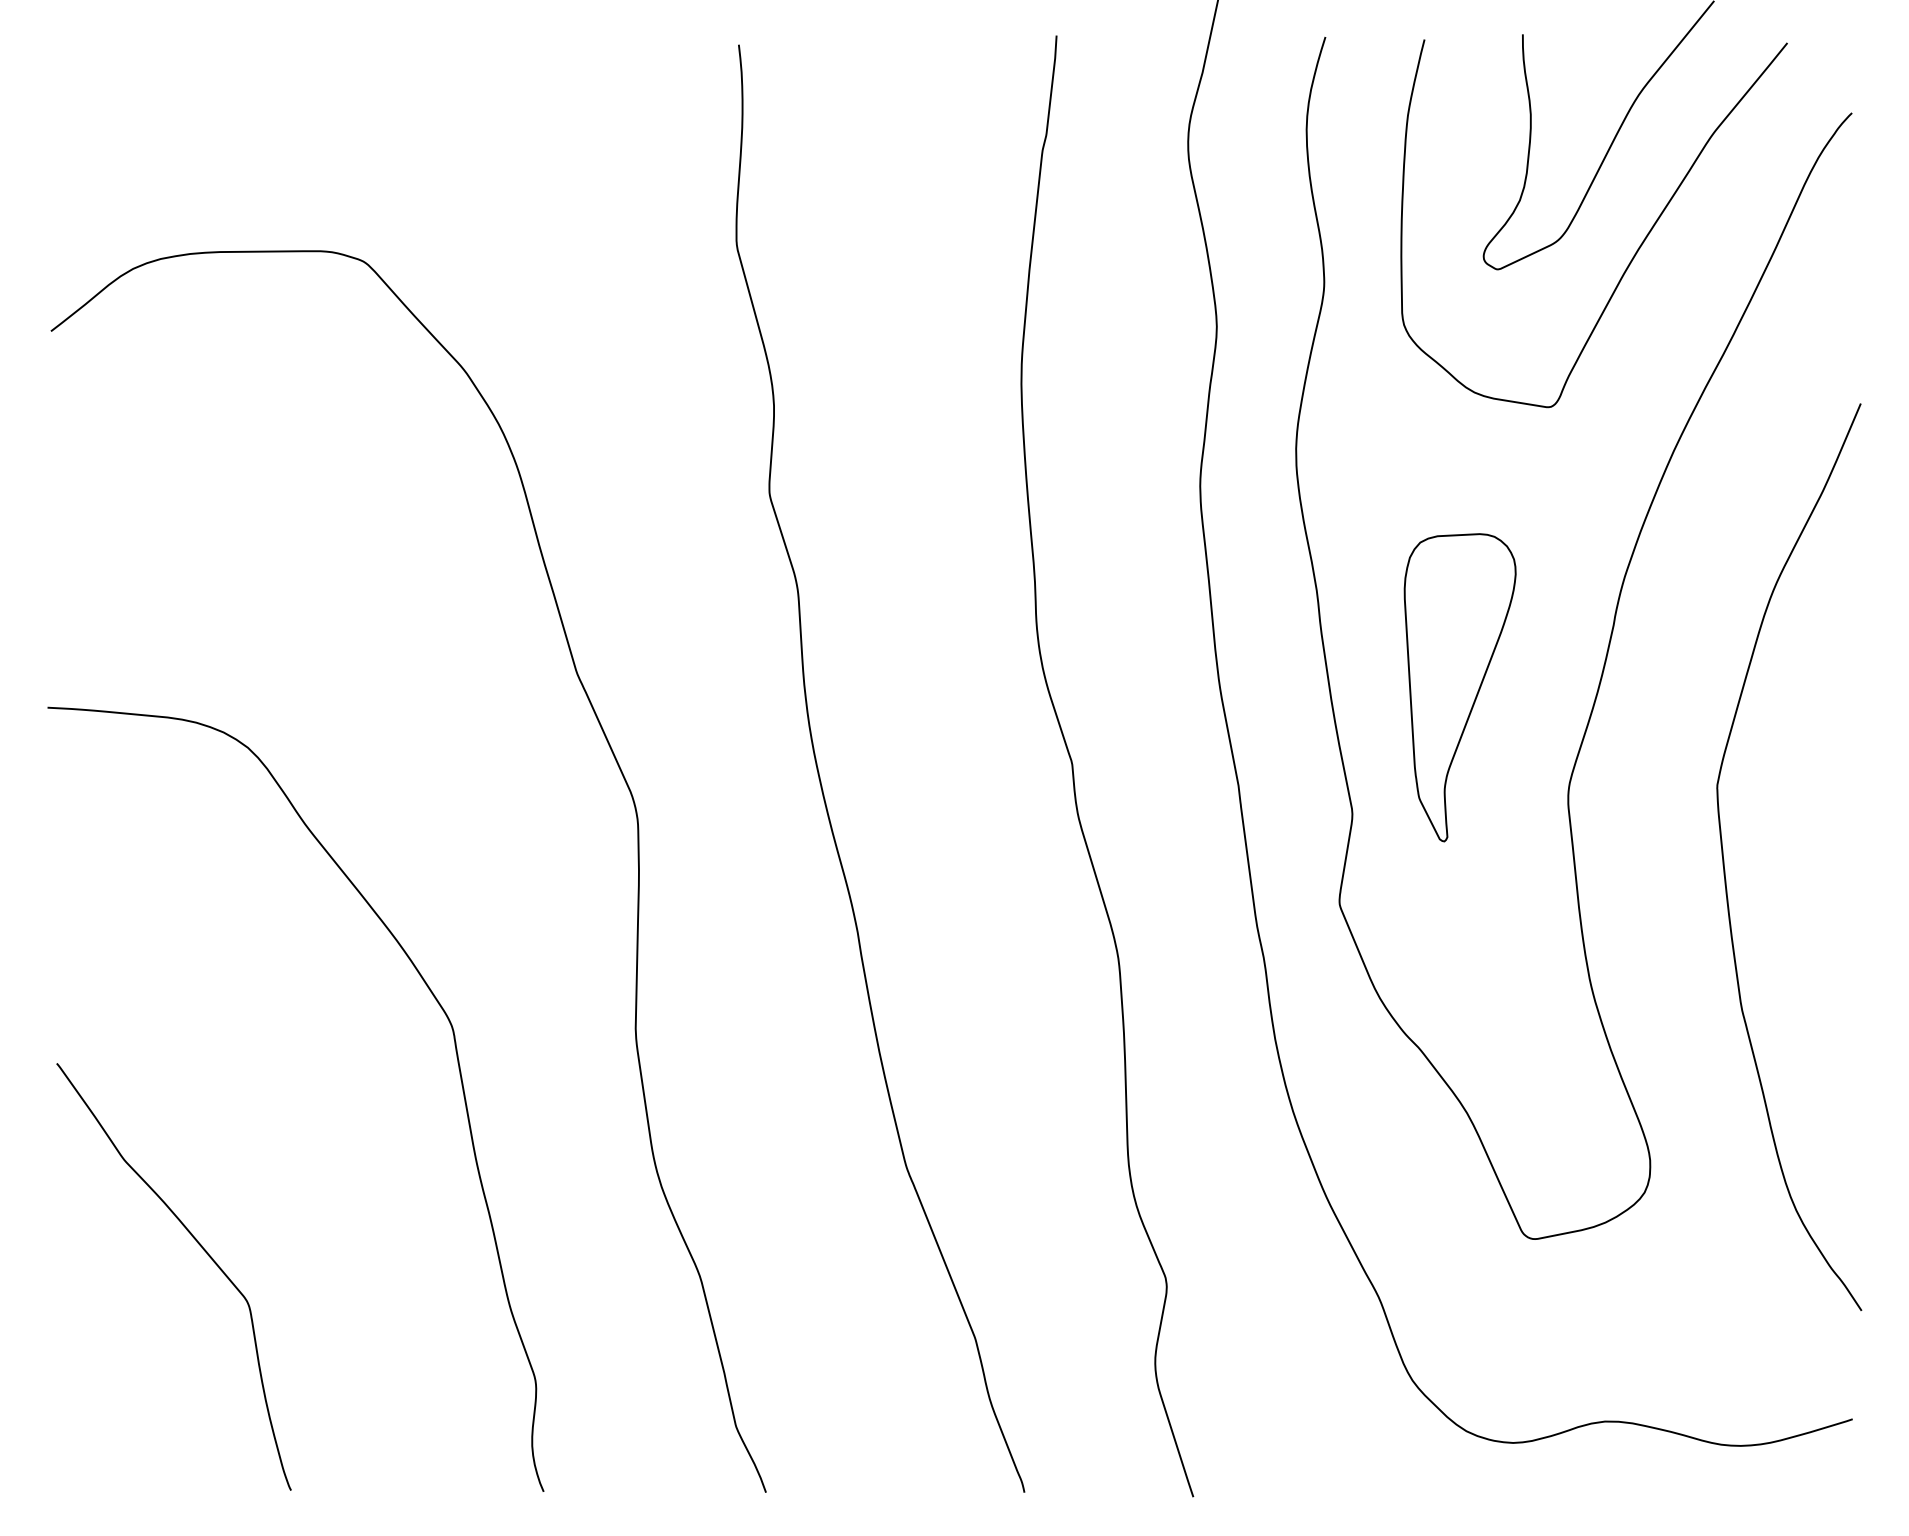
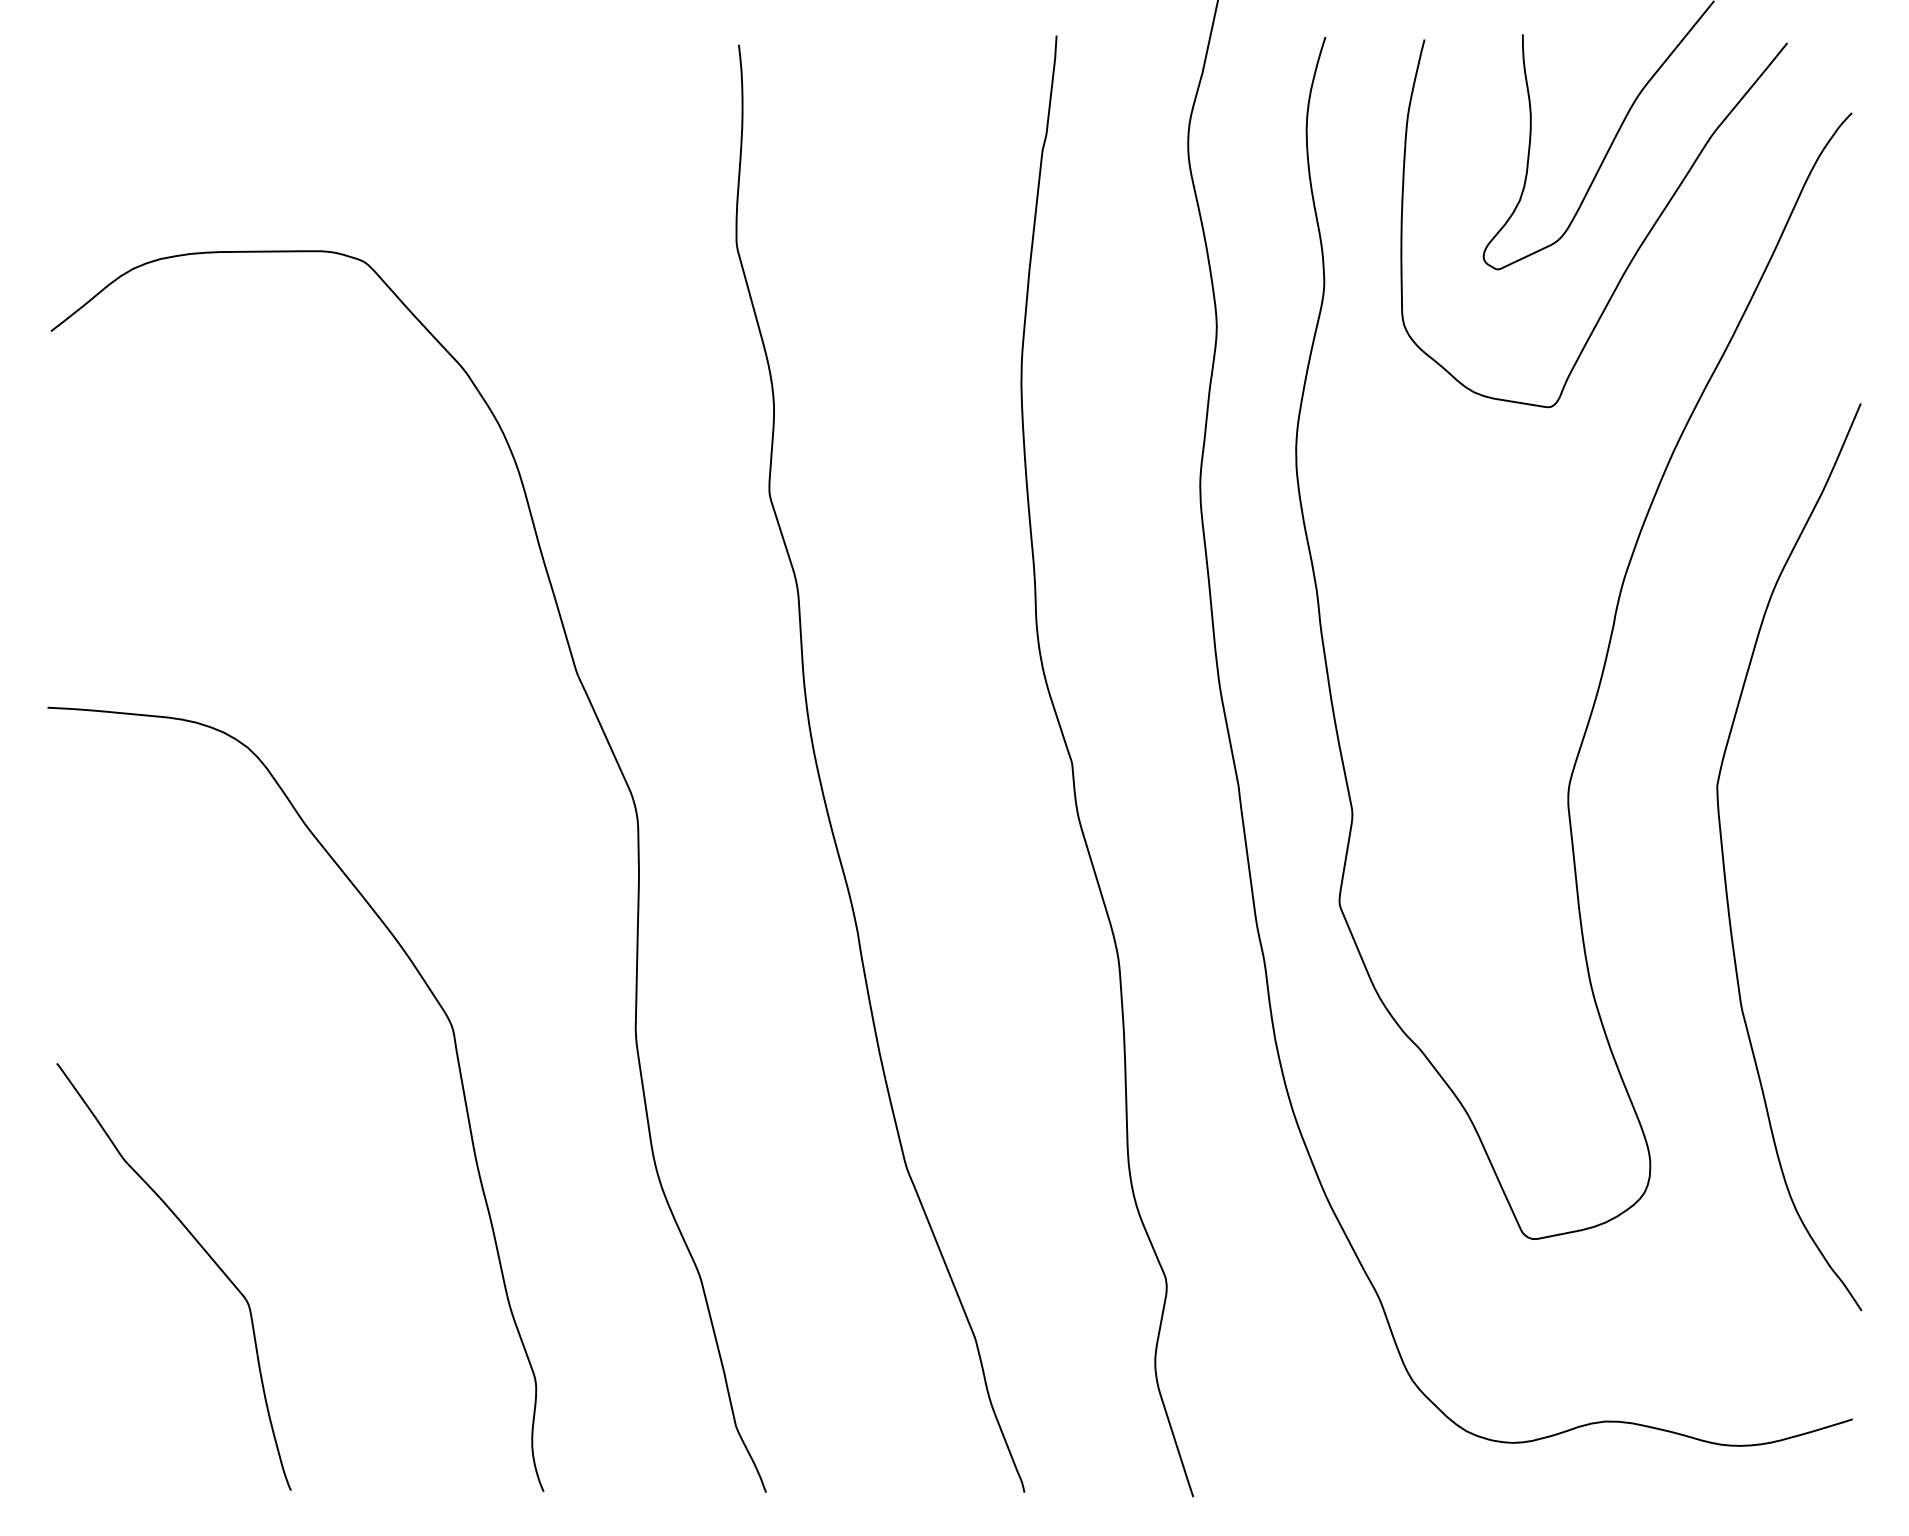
part: present -> none (1459, 687)
